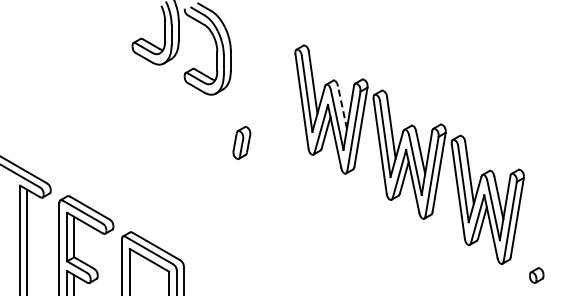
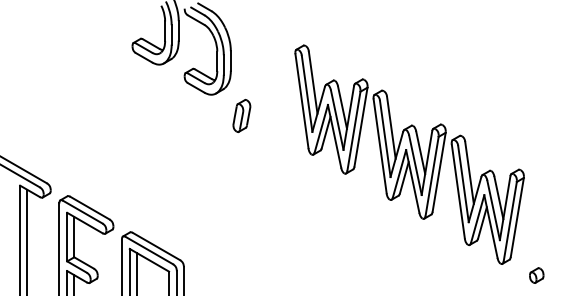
line: dashed -> solid (342, 107)
part position: (241, 142) -> (241, 115) (241, 115)
line: none -> present (136, 272)
